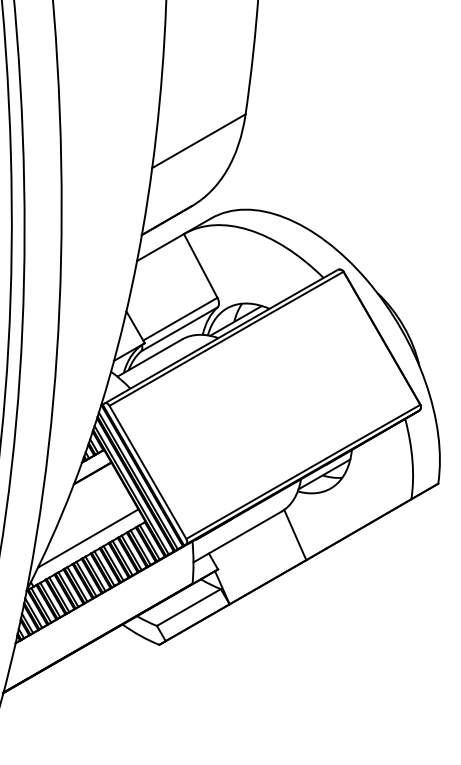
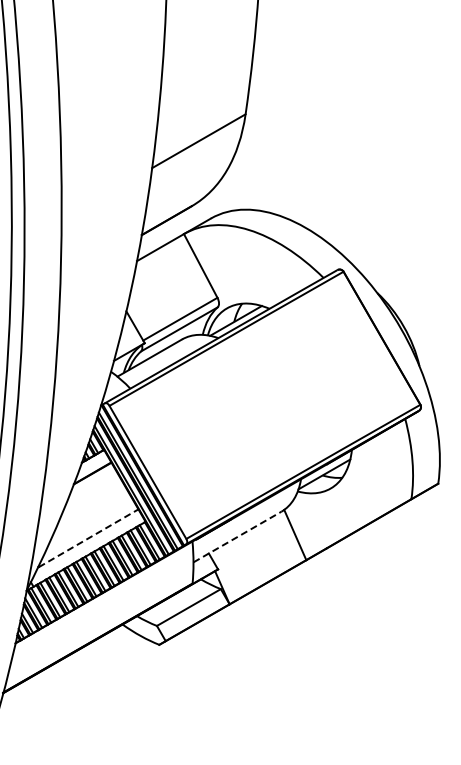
line: solid -> dashed (237, 537)
line: solid -> dashed (88, 538)
